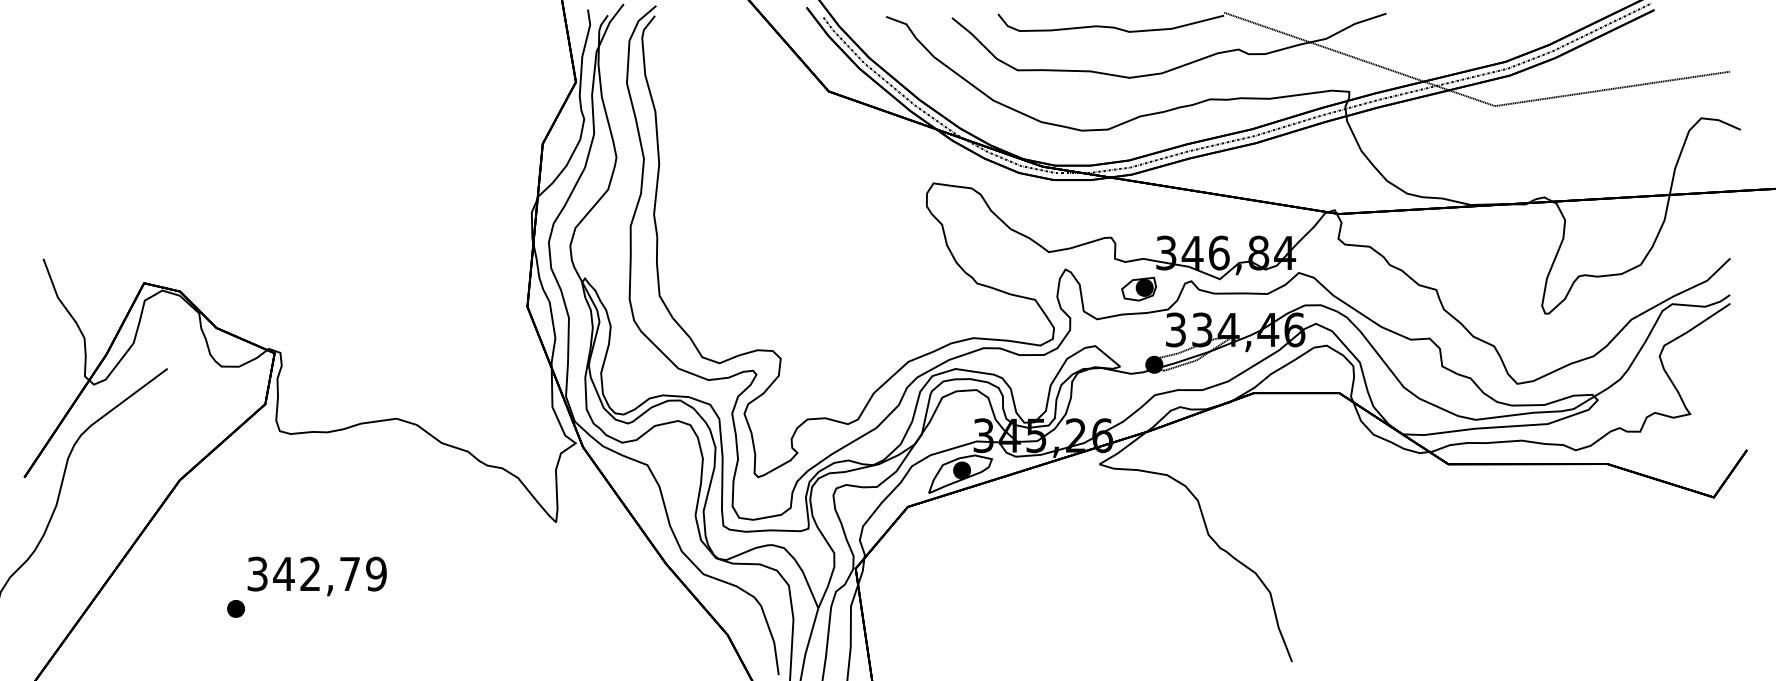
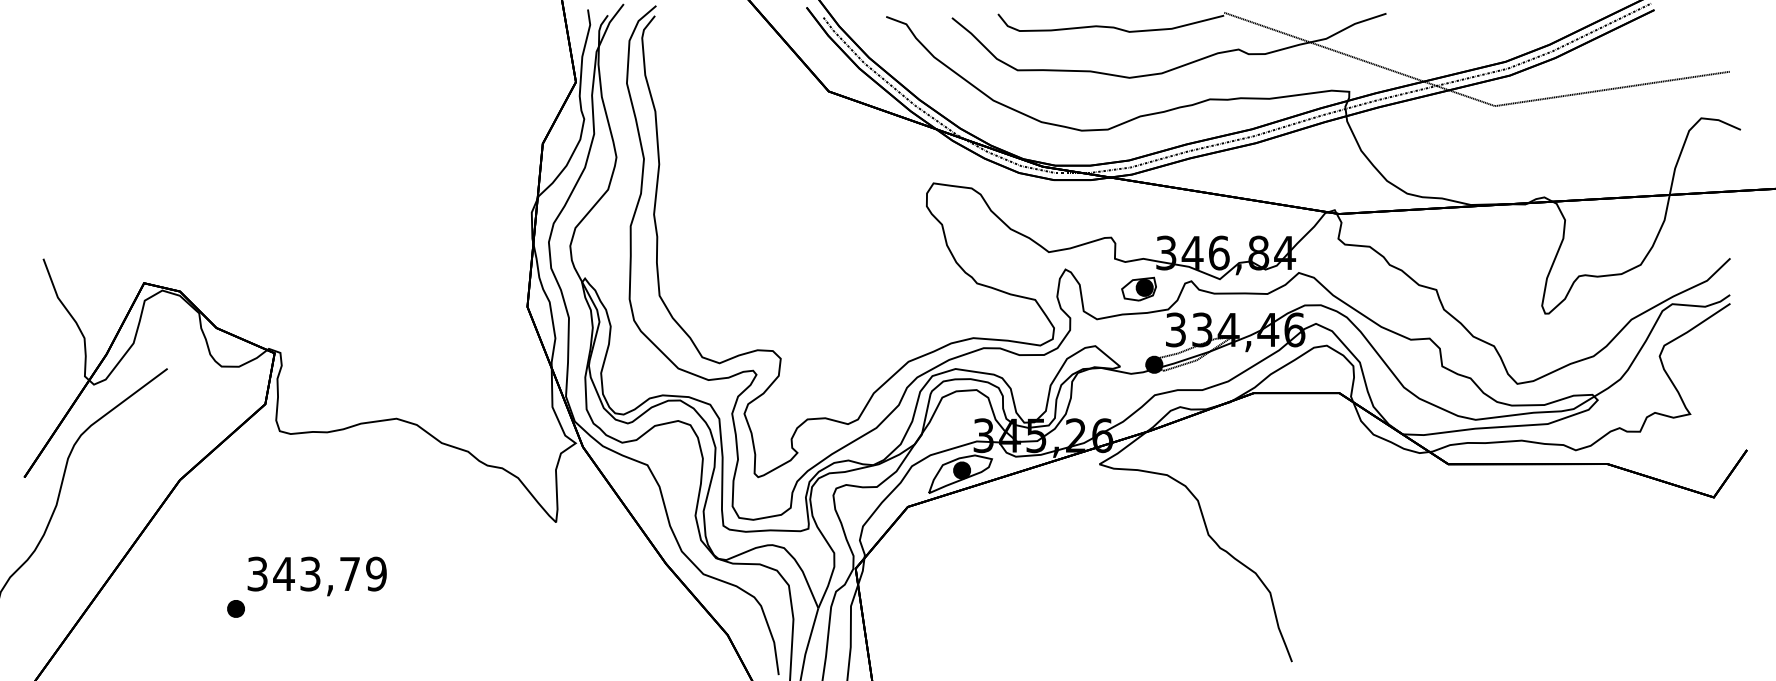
text: 342,79 -> 343,79 (310, 574)
